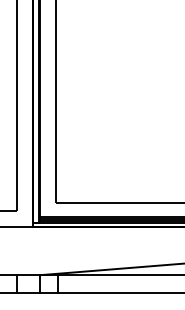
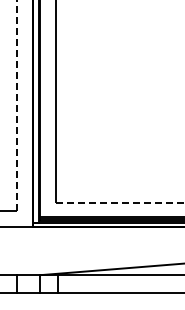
line: solid -> dashed (17, 105)
line: solid -> dashed (121, 202)
